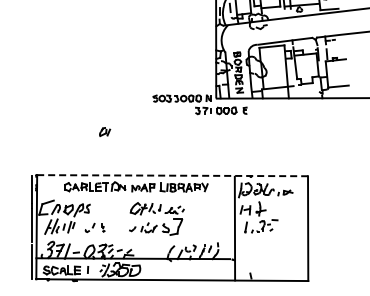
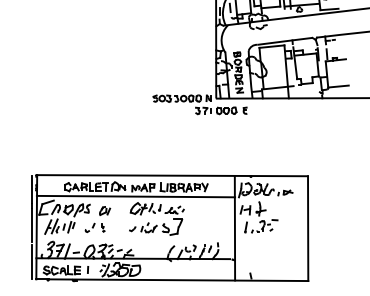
part position: (105, 131) -> (105, 210) (105, 210)
line: dashed -> solid (173, 175)
line: none -> present (135, 196)
